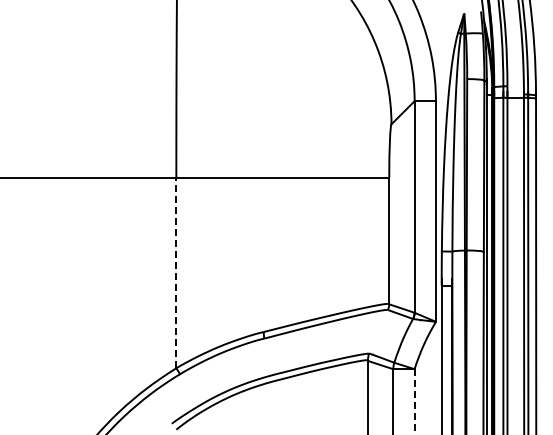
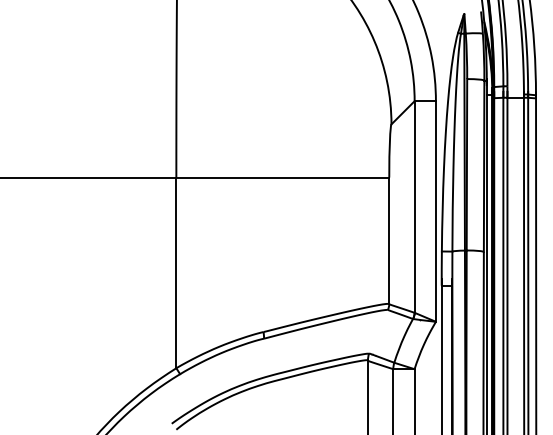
line: dashed -> solid (176, 272)
line: dashed -> solid (414, 402)
